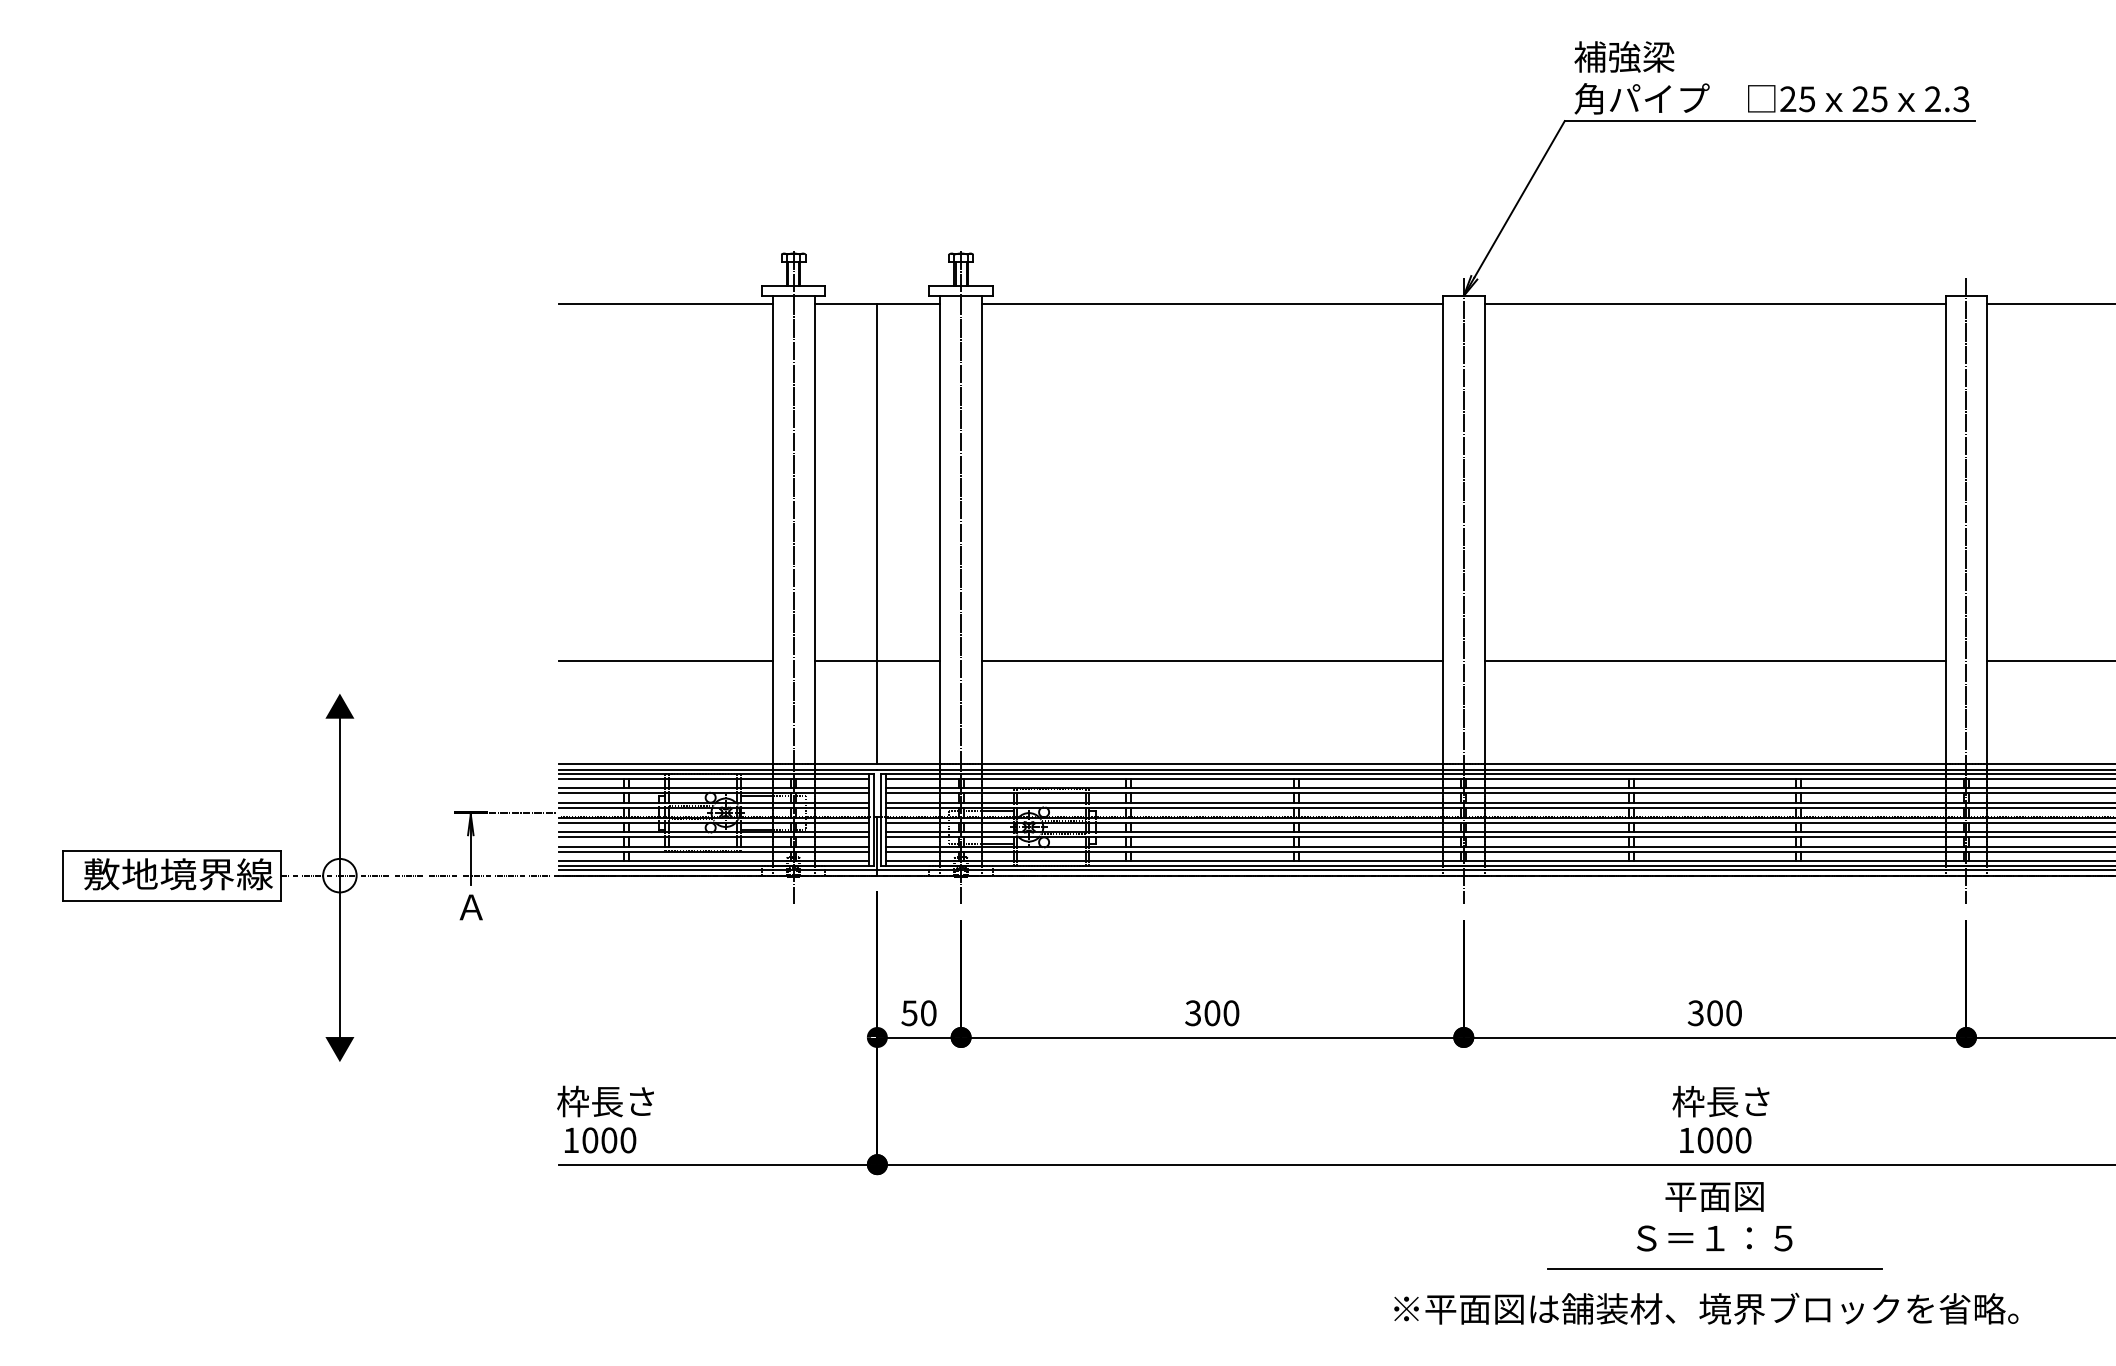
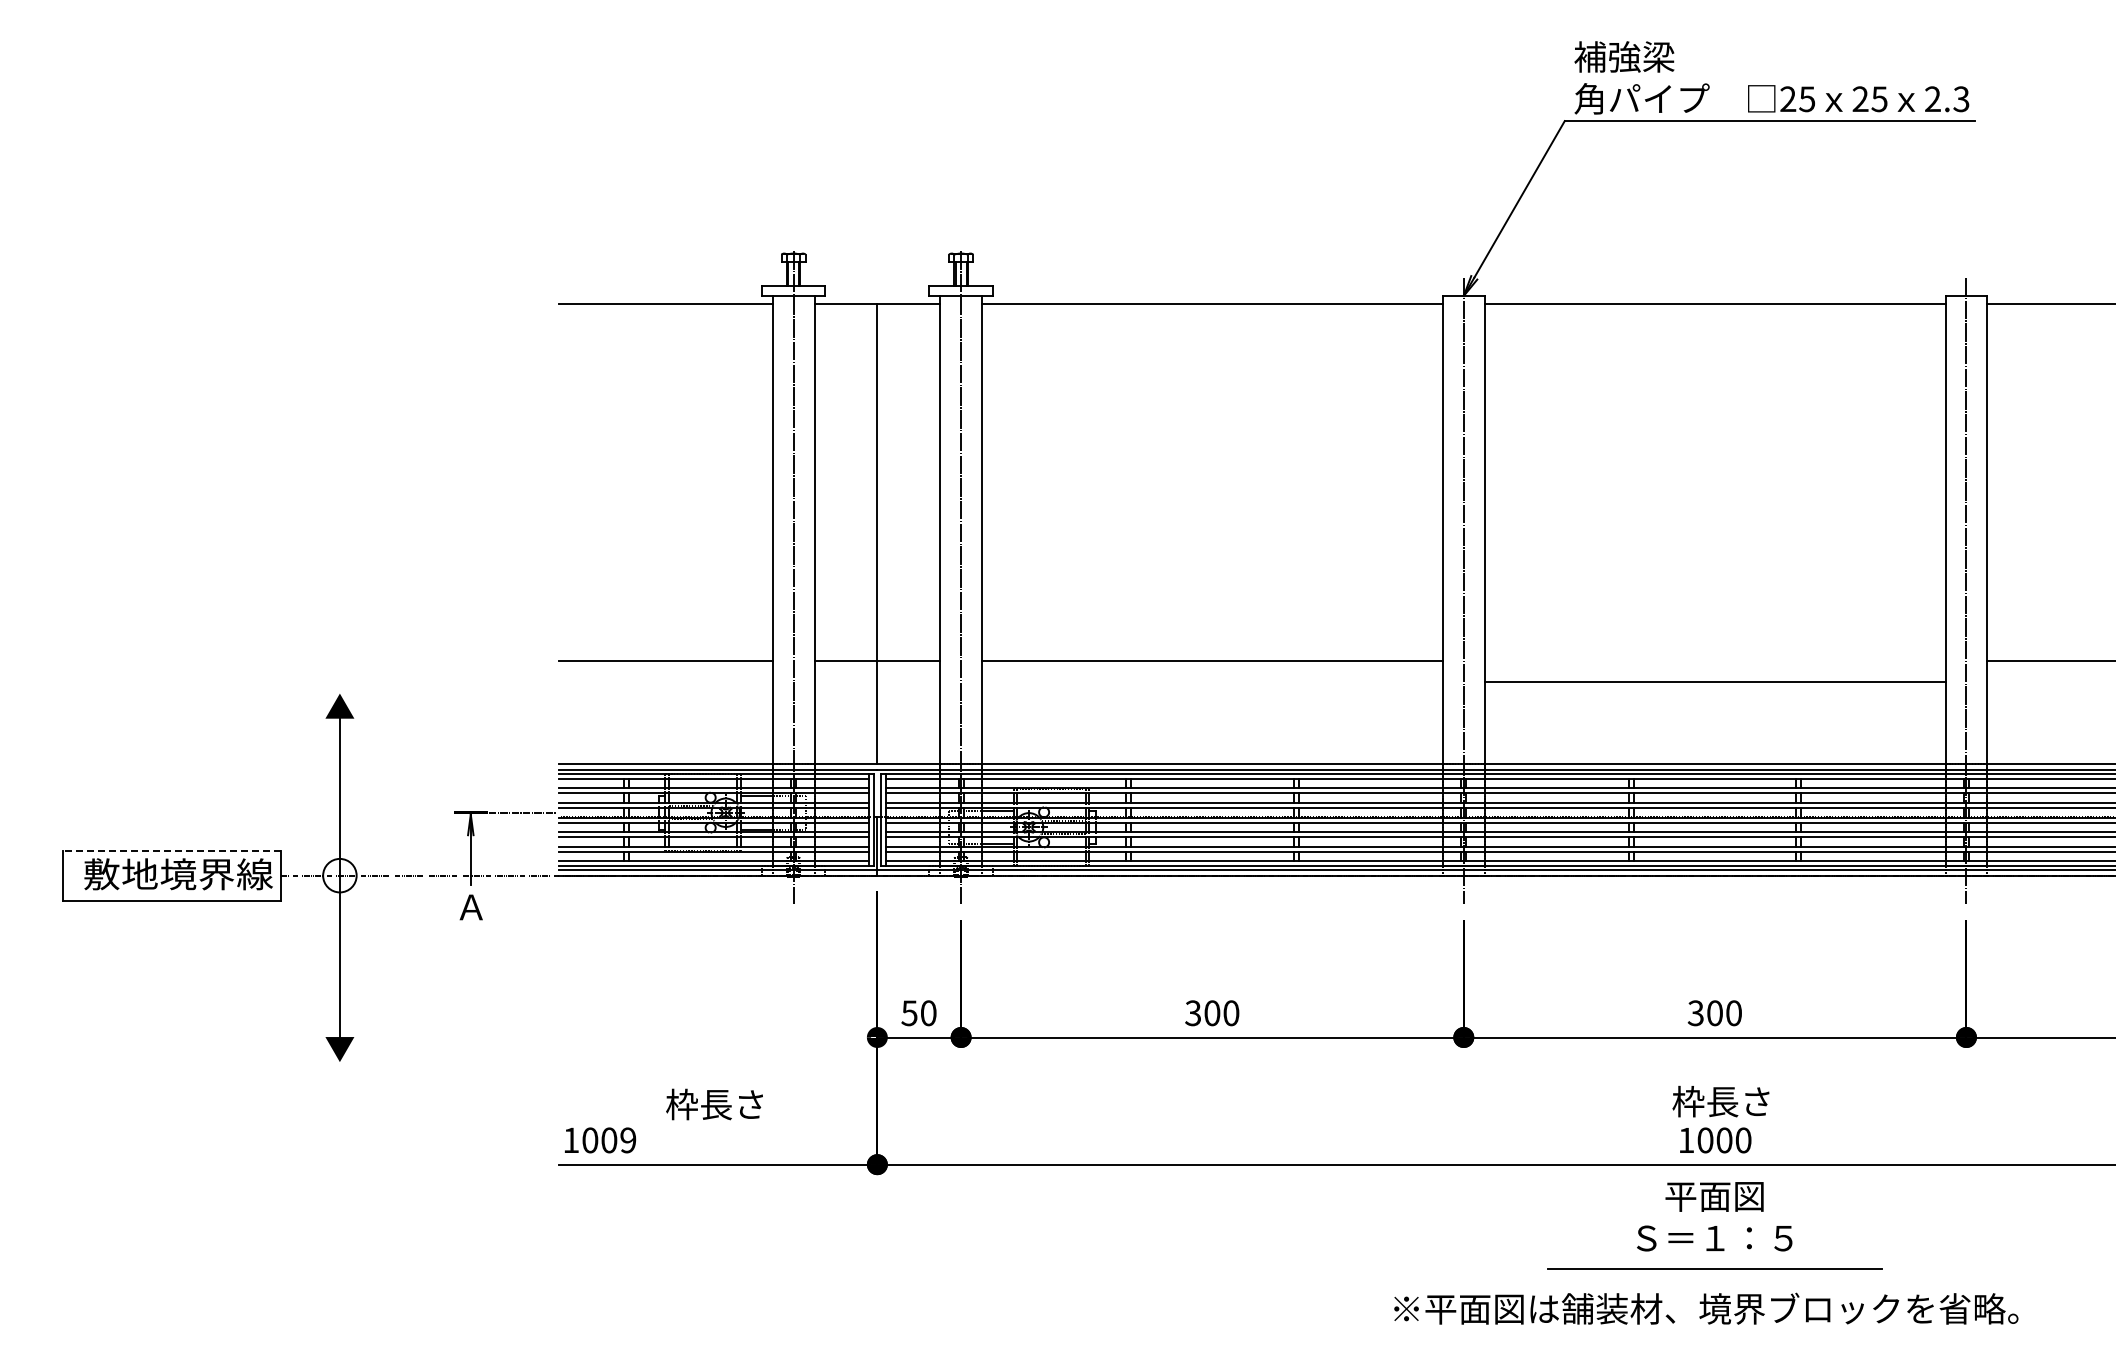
line position: (1714, 660) -> (1714, 681) (1714, 681)
line: solid -> dashed (172, 850)
text position: (605, 1101) -> (714, 1104) (714, 1104)
text: 1000 -> 1009 (628, 1140)
